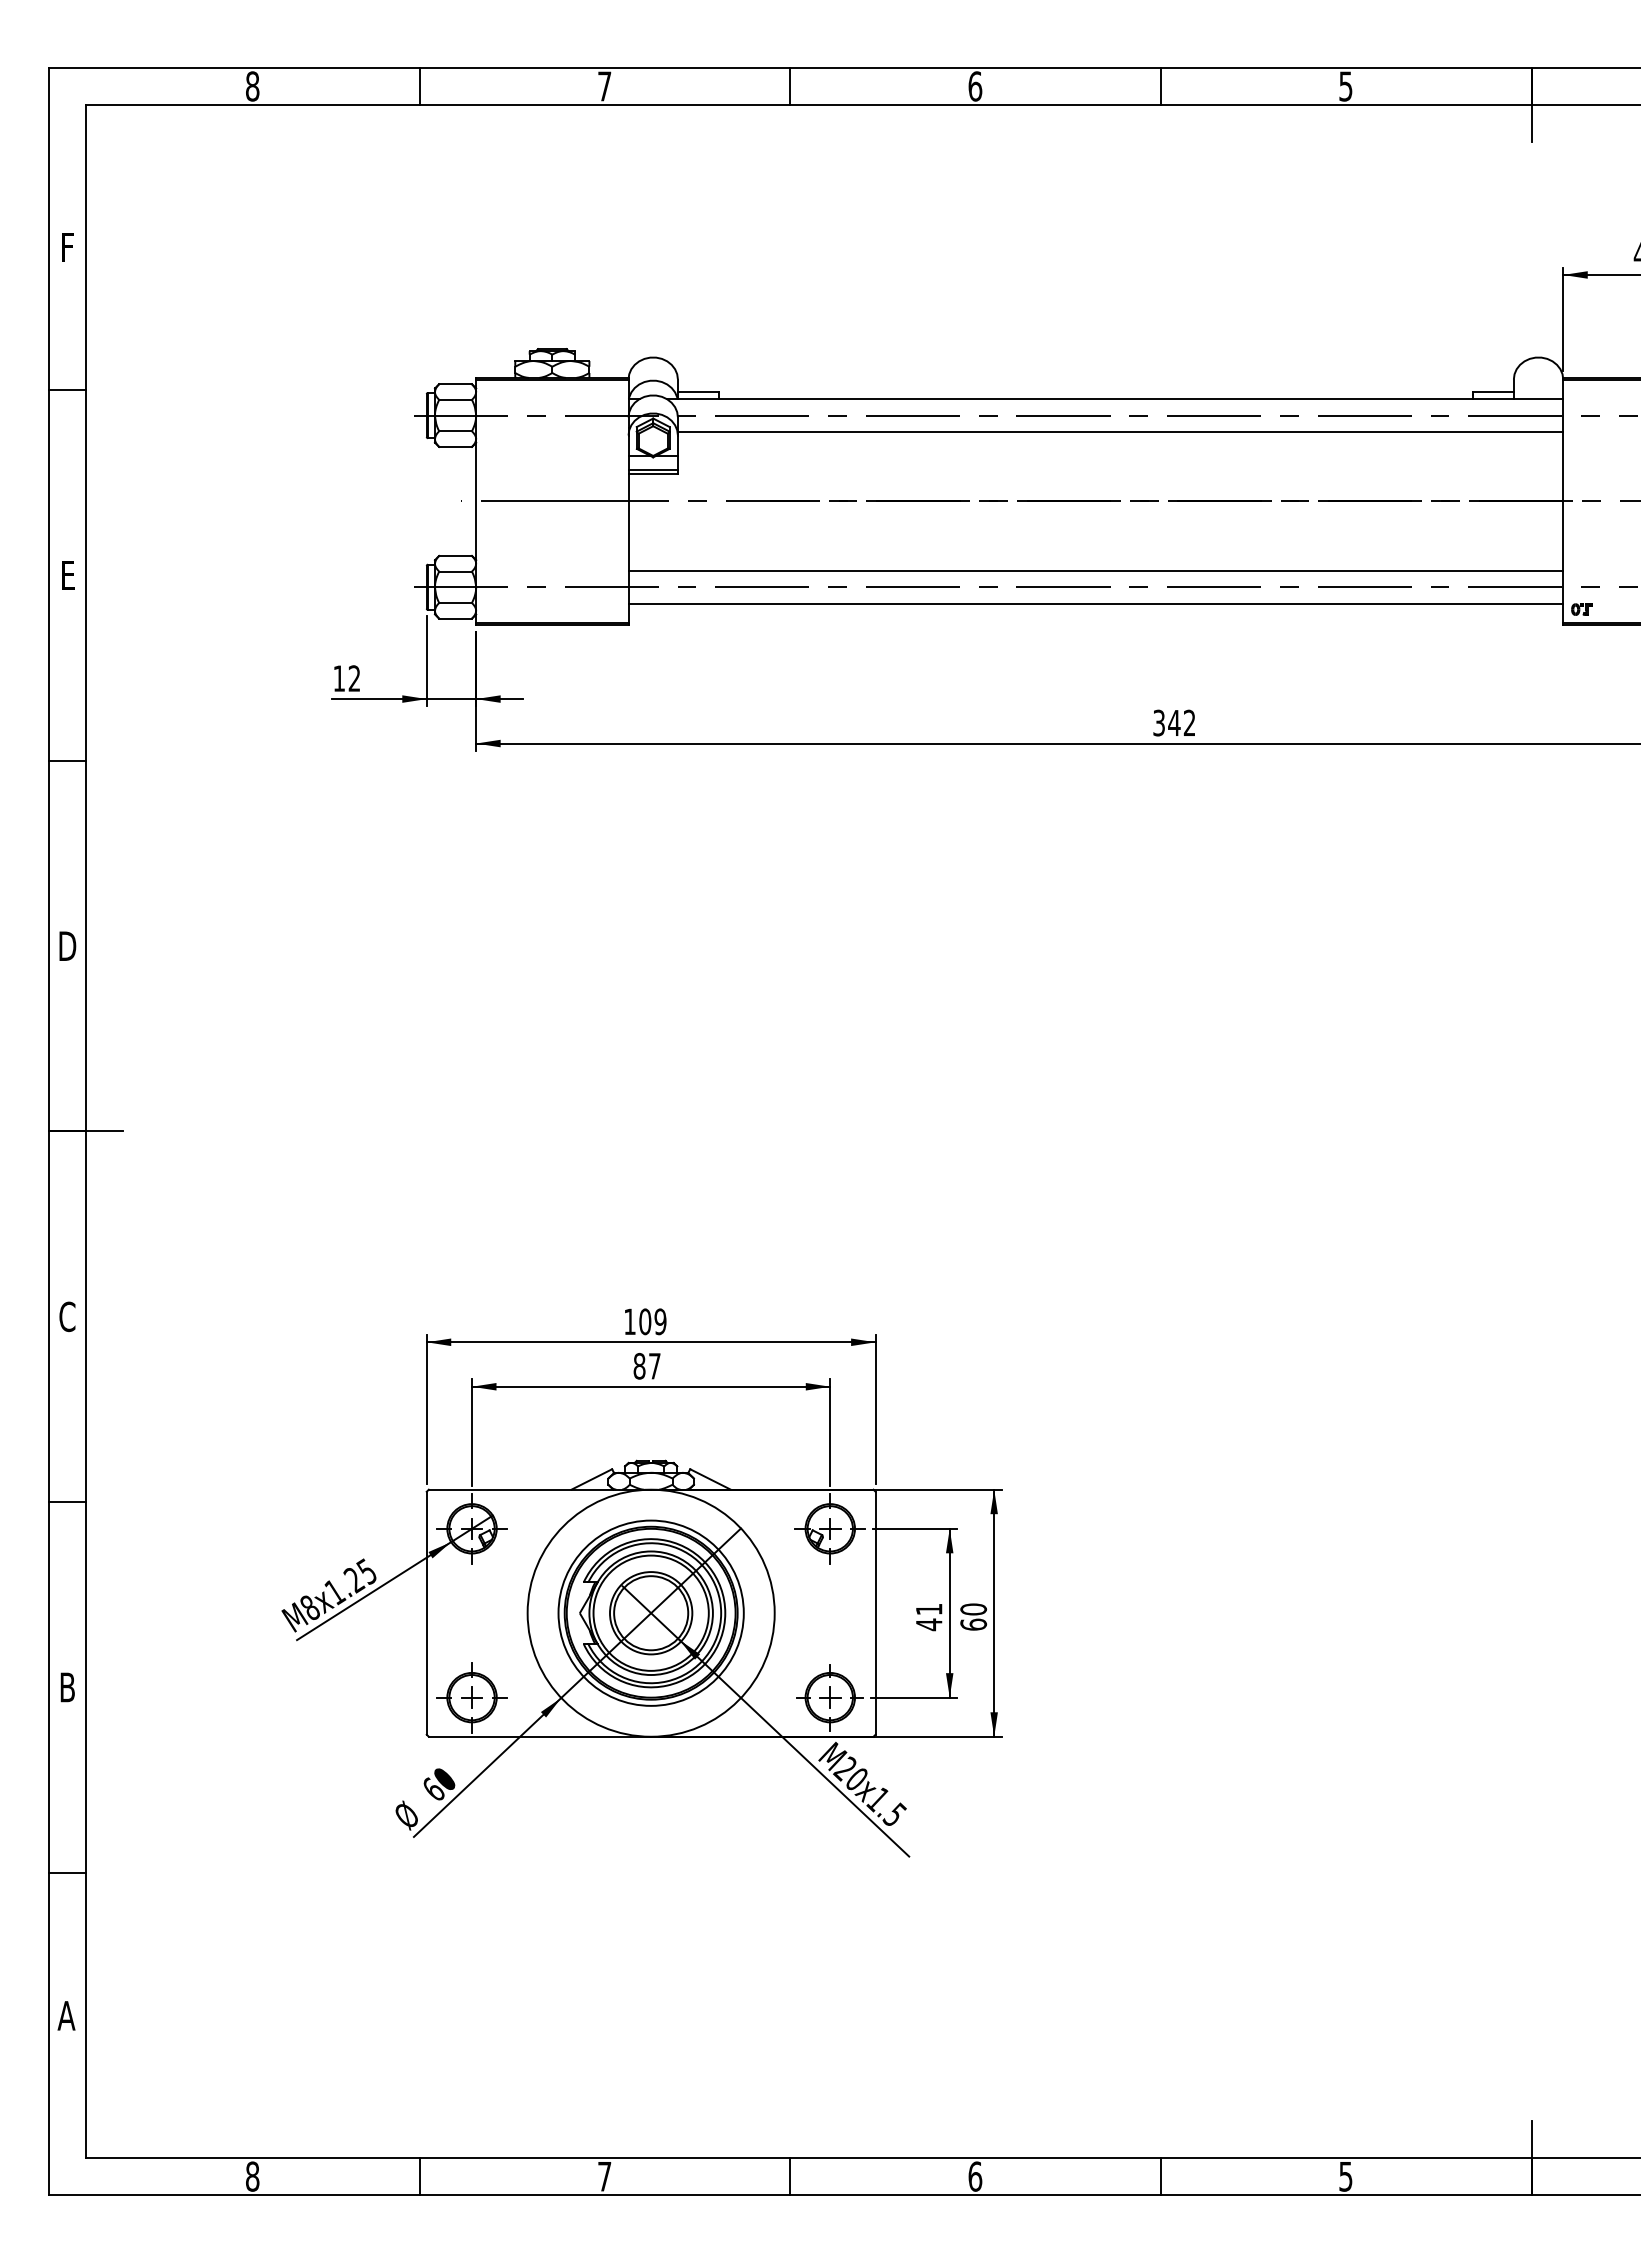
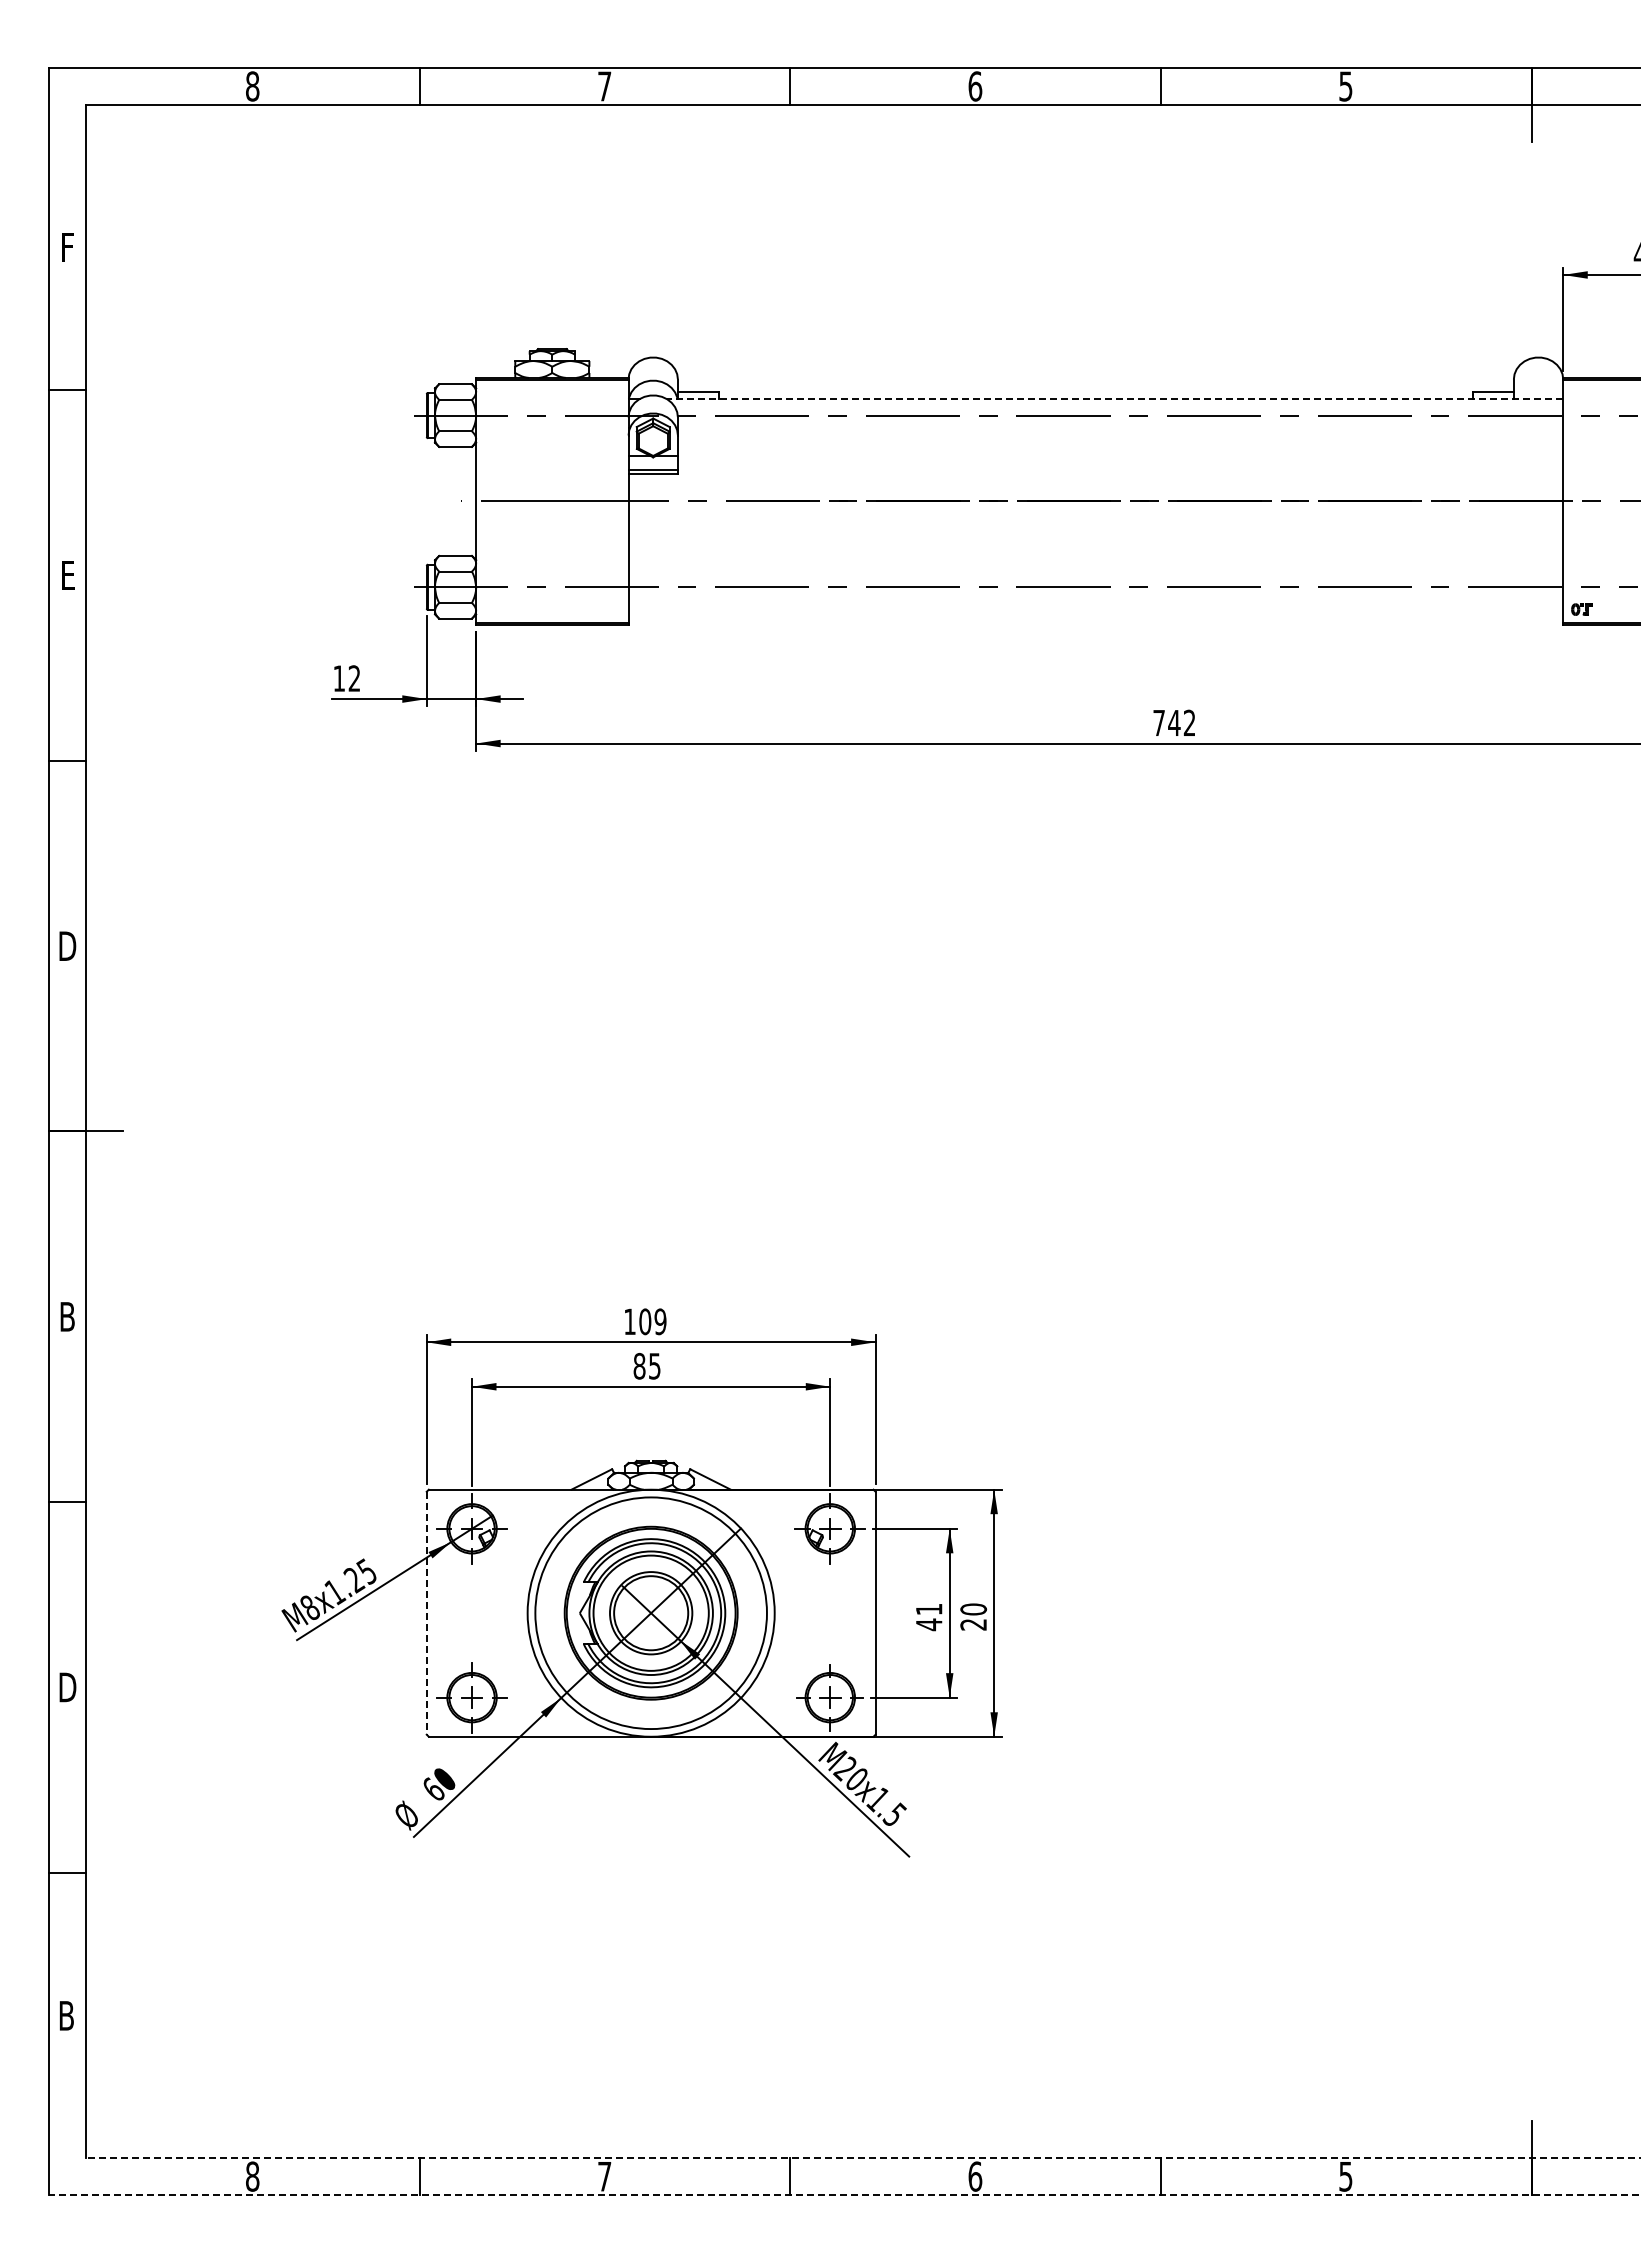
line: solid -> dashed (1114, 399)
line: present -> none (1120, 432)
line: present -> none (1095, 570)
line: present -> none (1095, 603)
text: 342 -> 742 (1158, 722)
text: C -> B (67, 1316)
text: 87 -> 85 (654, 1366)
circle diameter: 185 px -> 232 px (650, 1613)
line: solid -> dashed (426, 1613)
text: 60 -> 20 (973, 1624)
text: B -> D (67, 1687)
text: A -> B (66, 2015)
line: solid -> dashed (863, 2158)
line: solid -> dashed (844, 2195)
